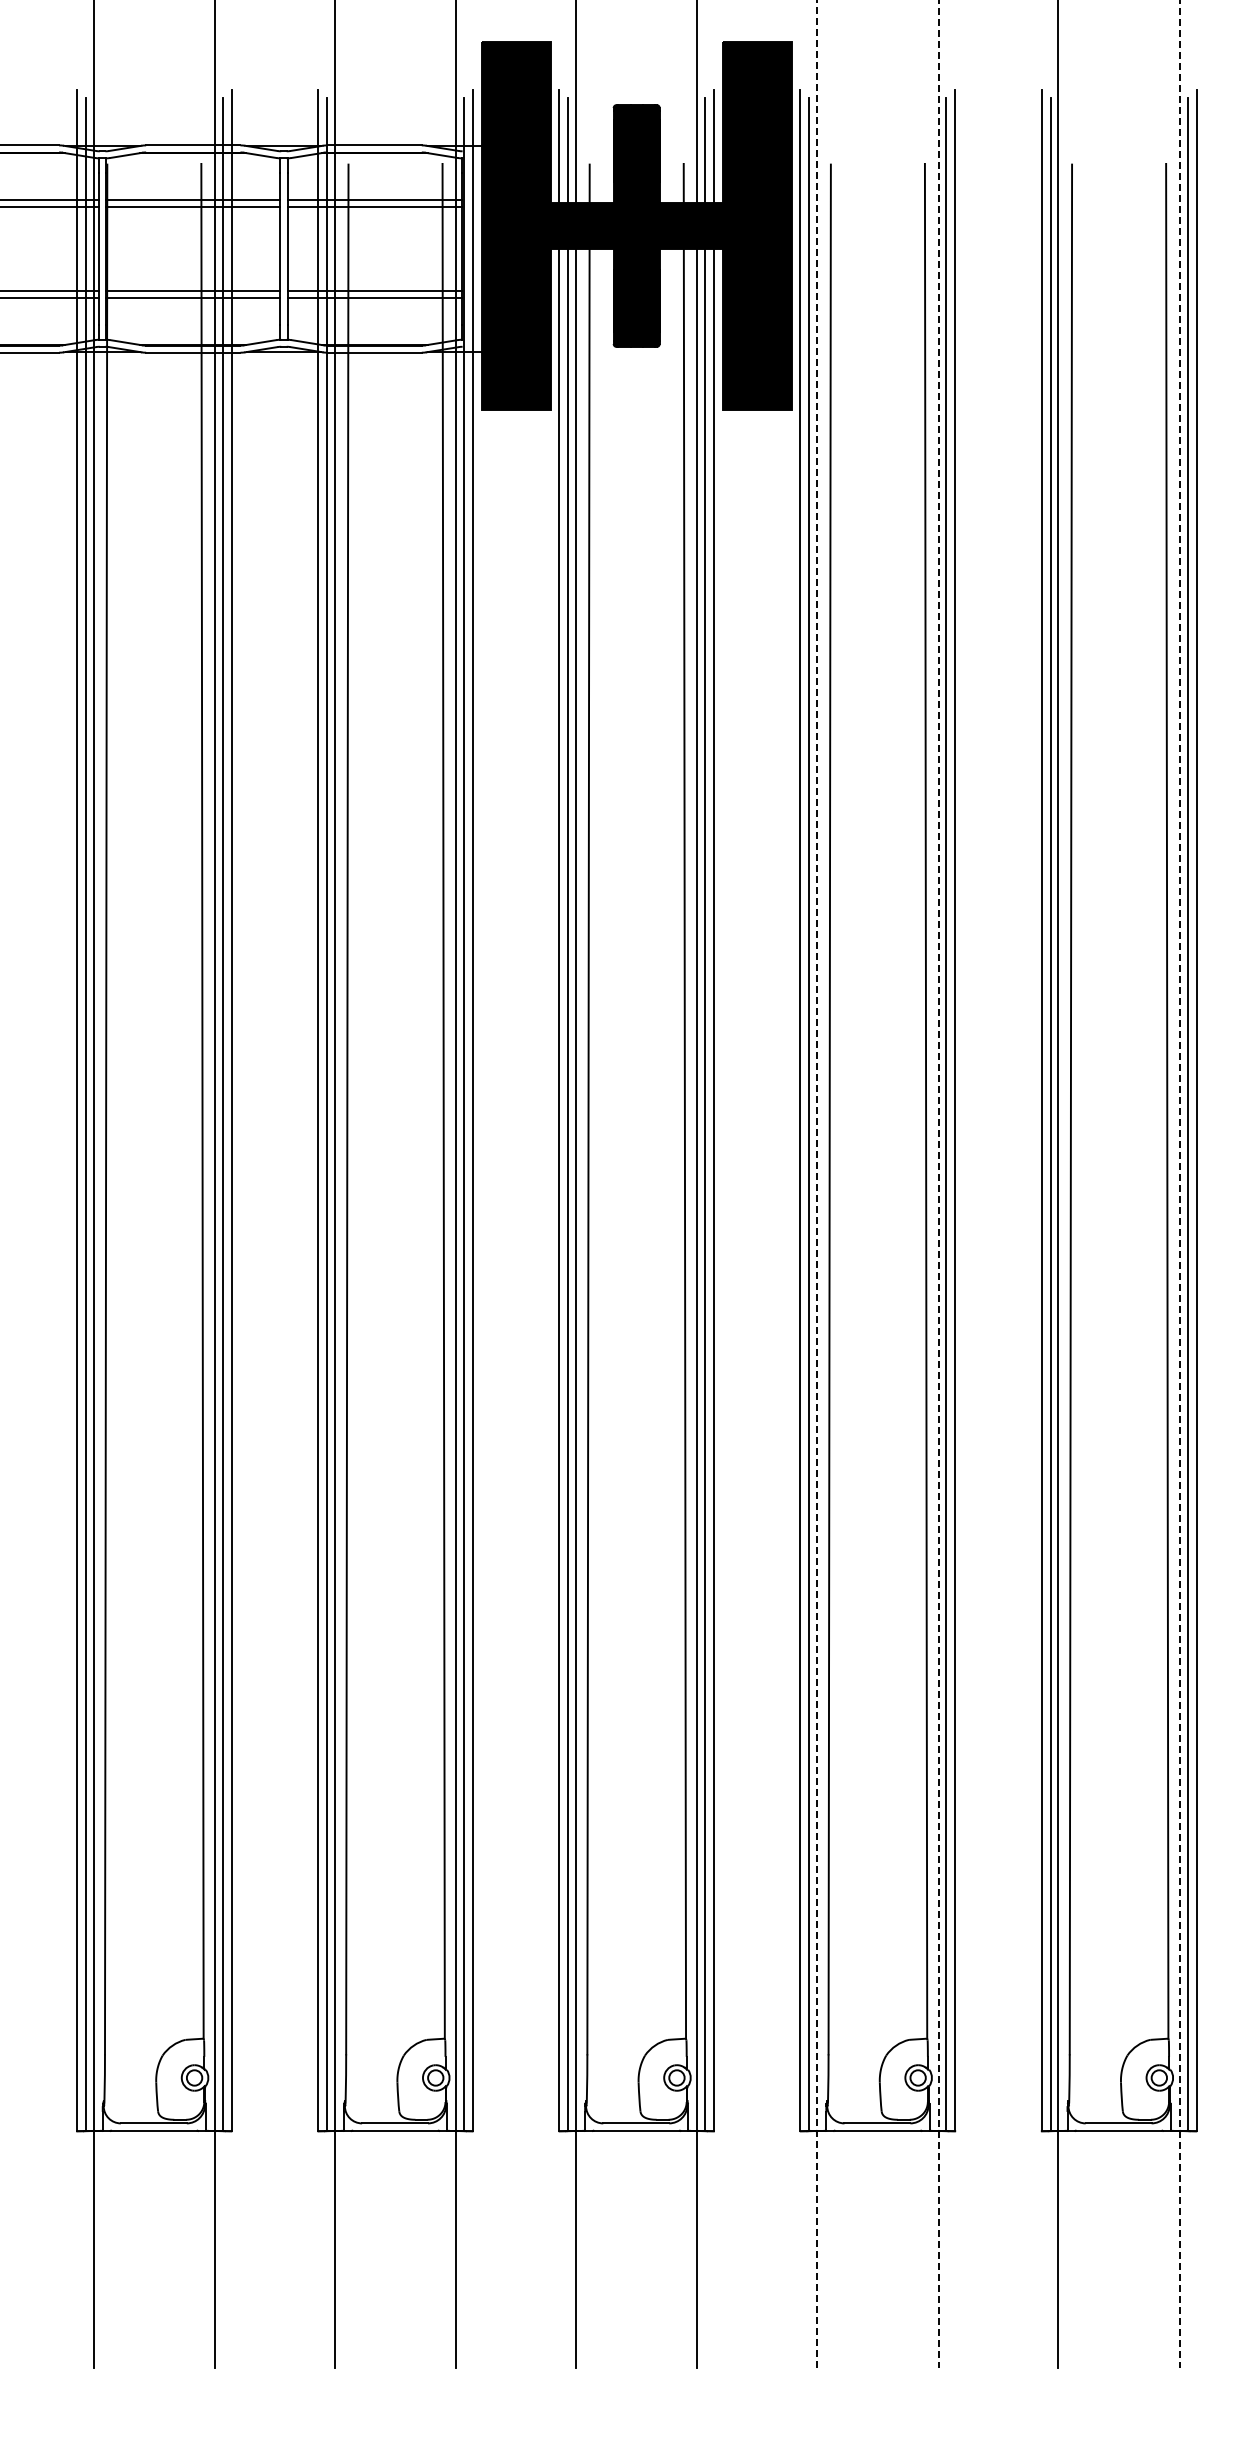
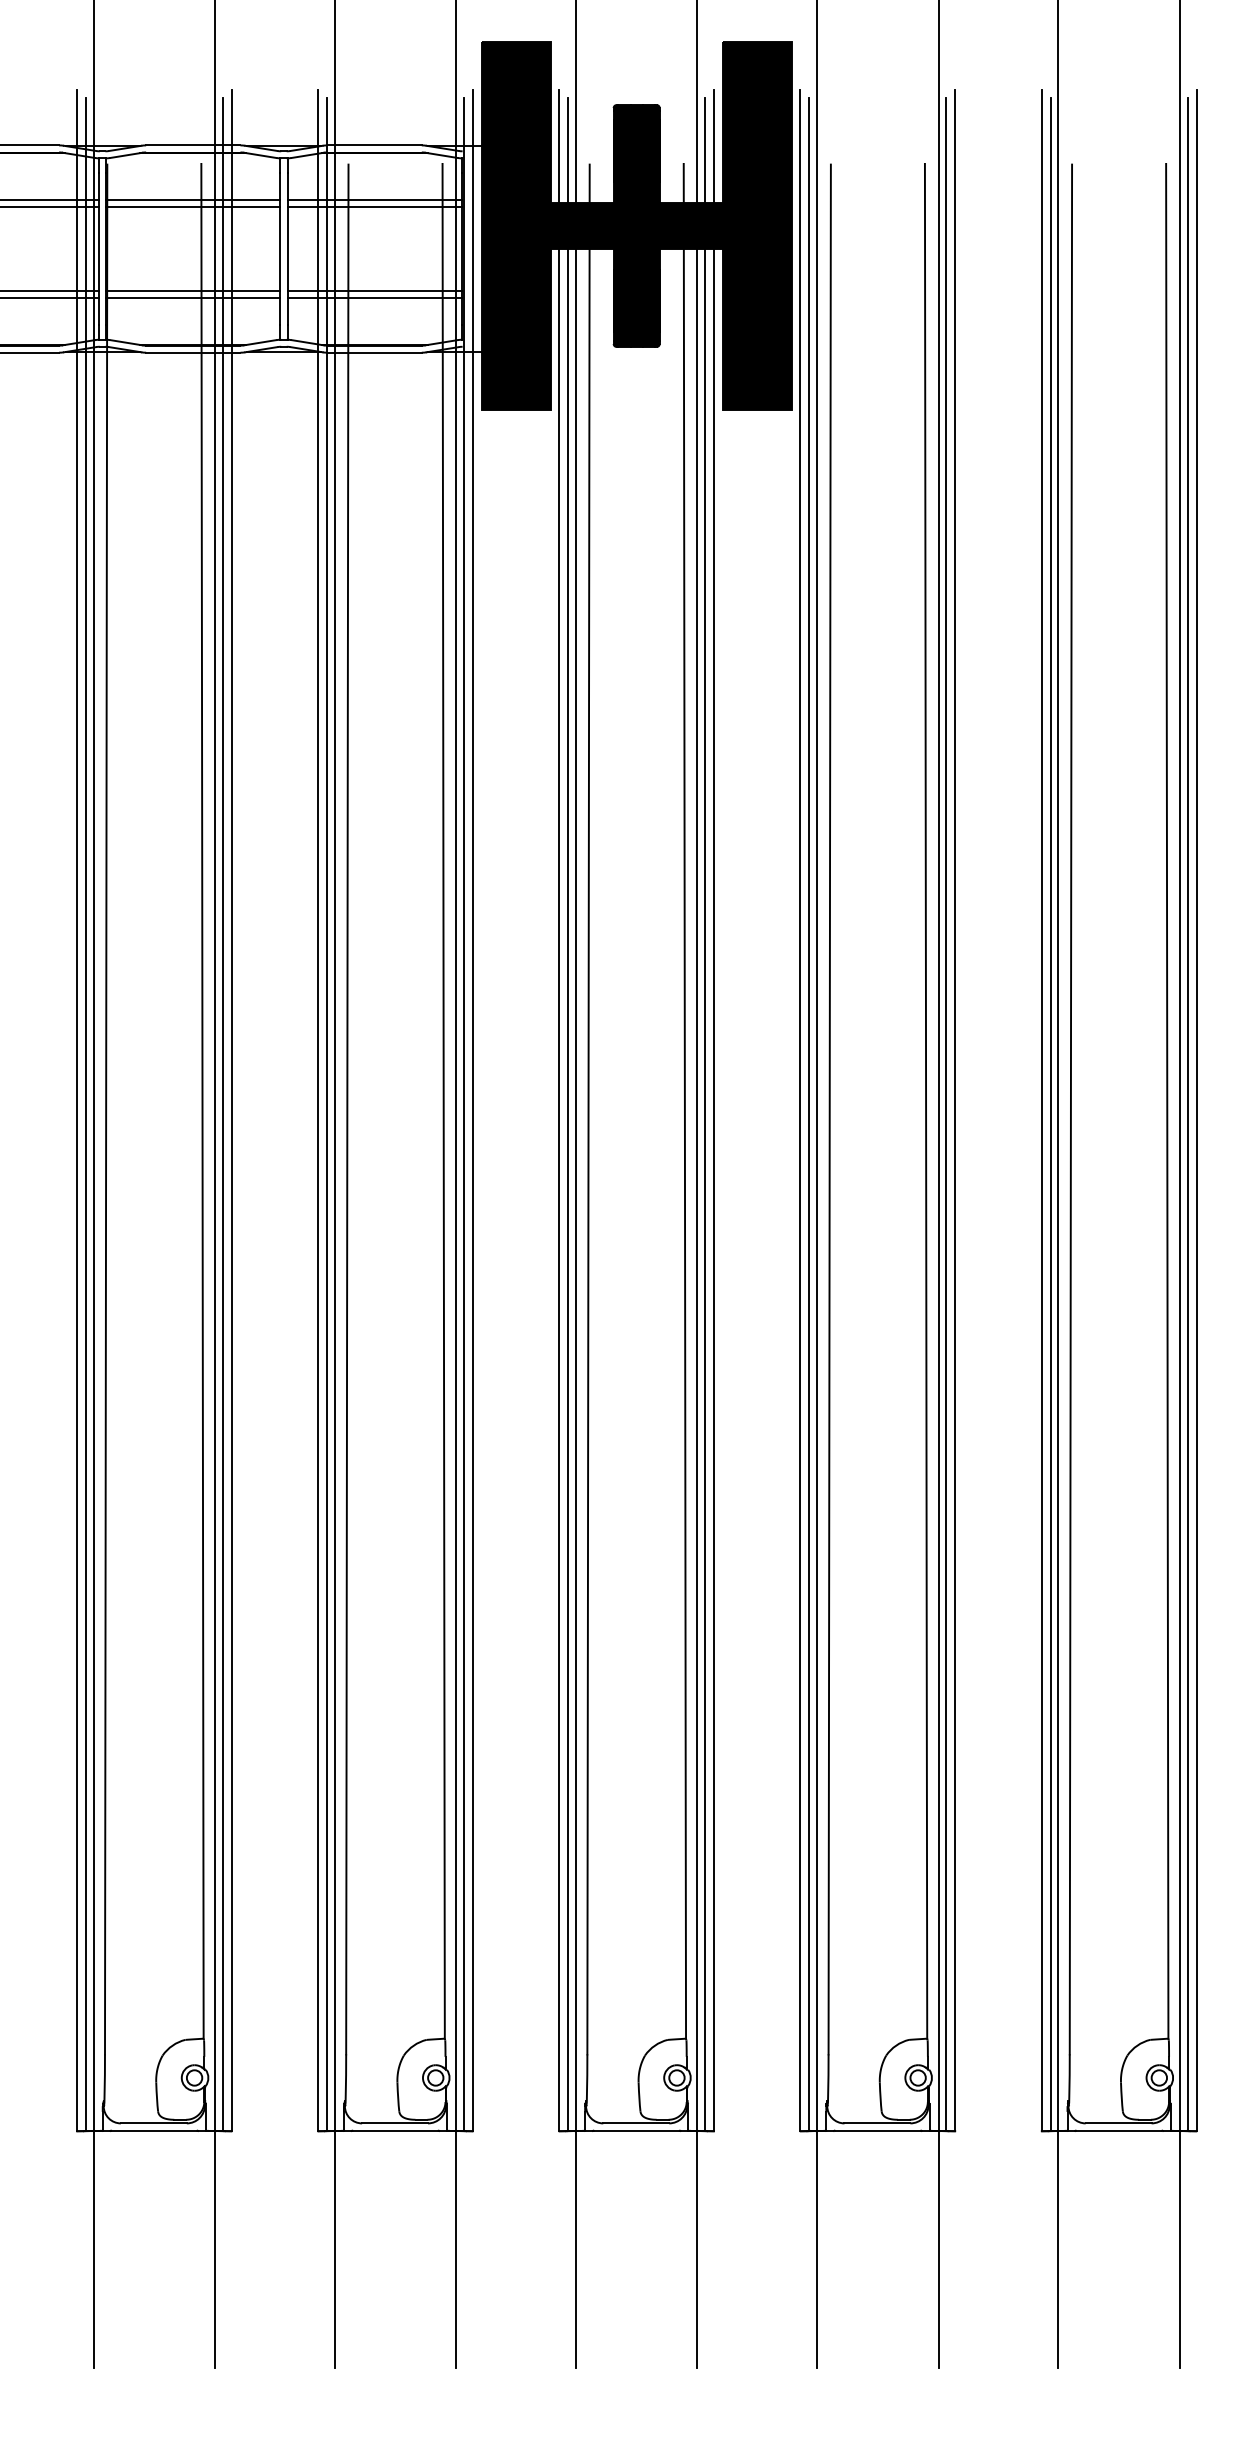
line: dashed -> solid (817, 1183)
line: dashed -> solid (938, 1184)
line: dashed -> solid (1179, 1184)
